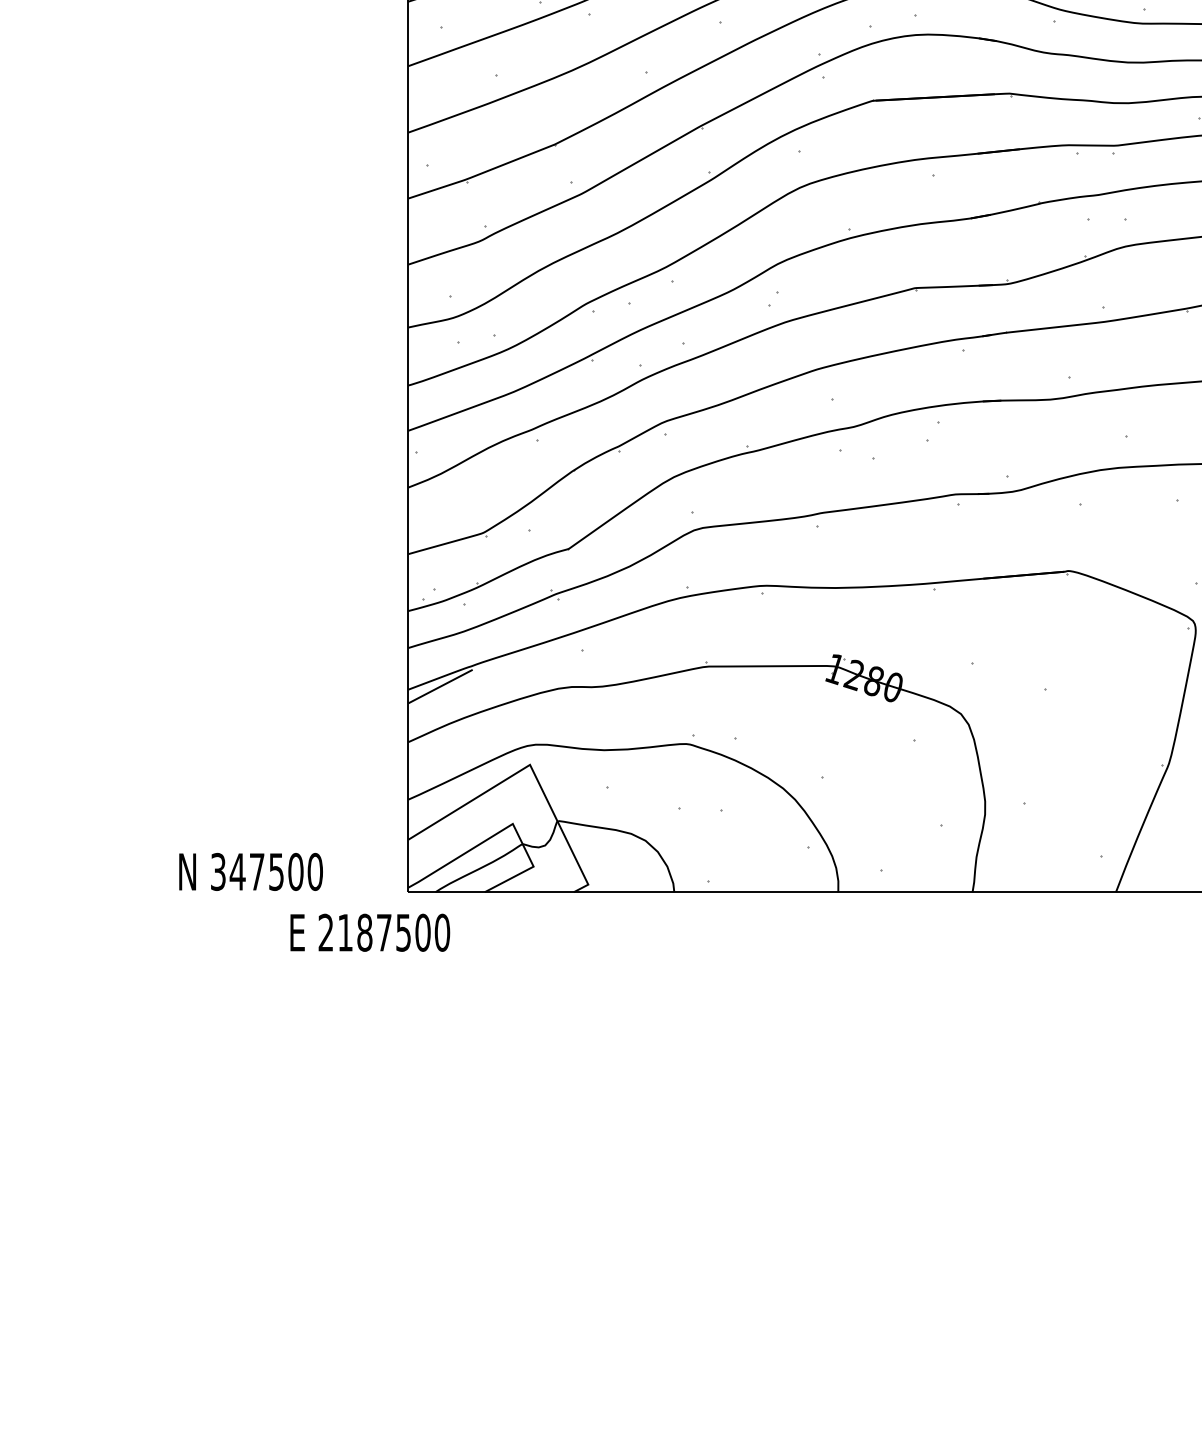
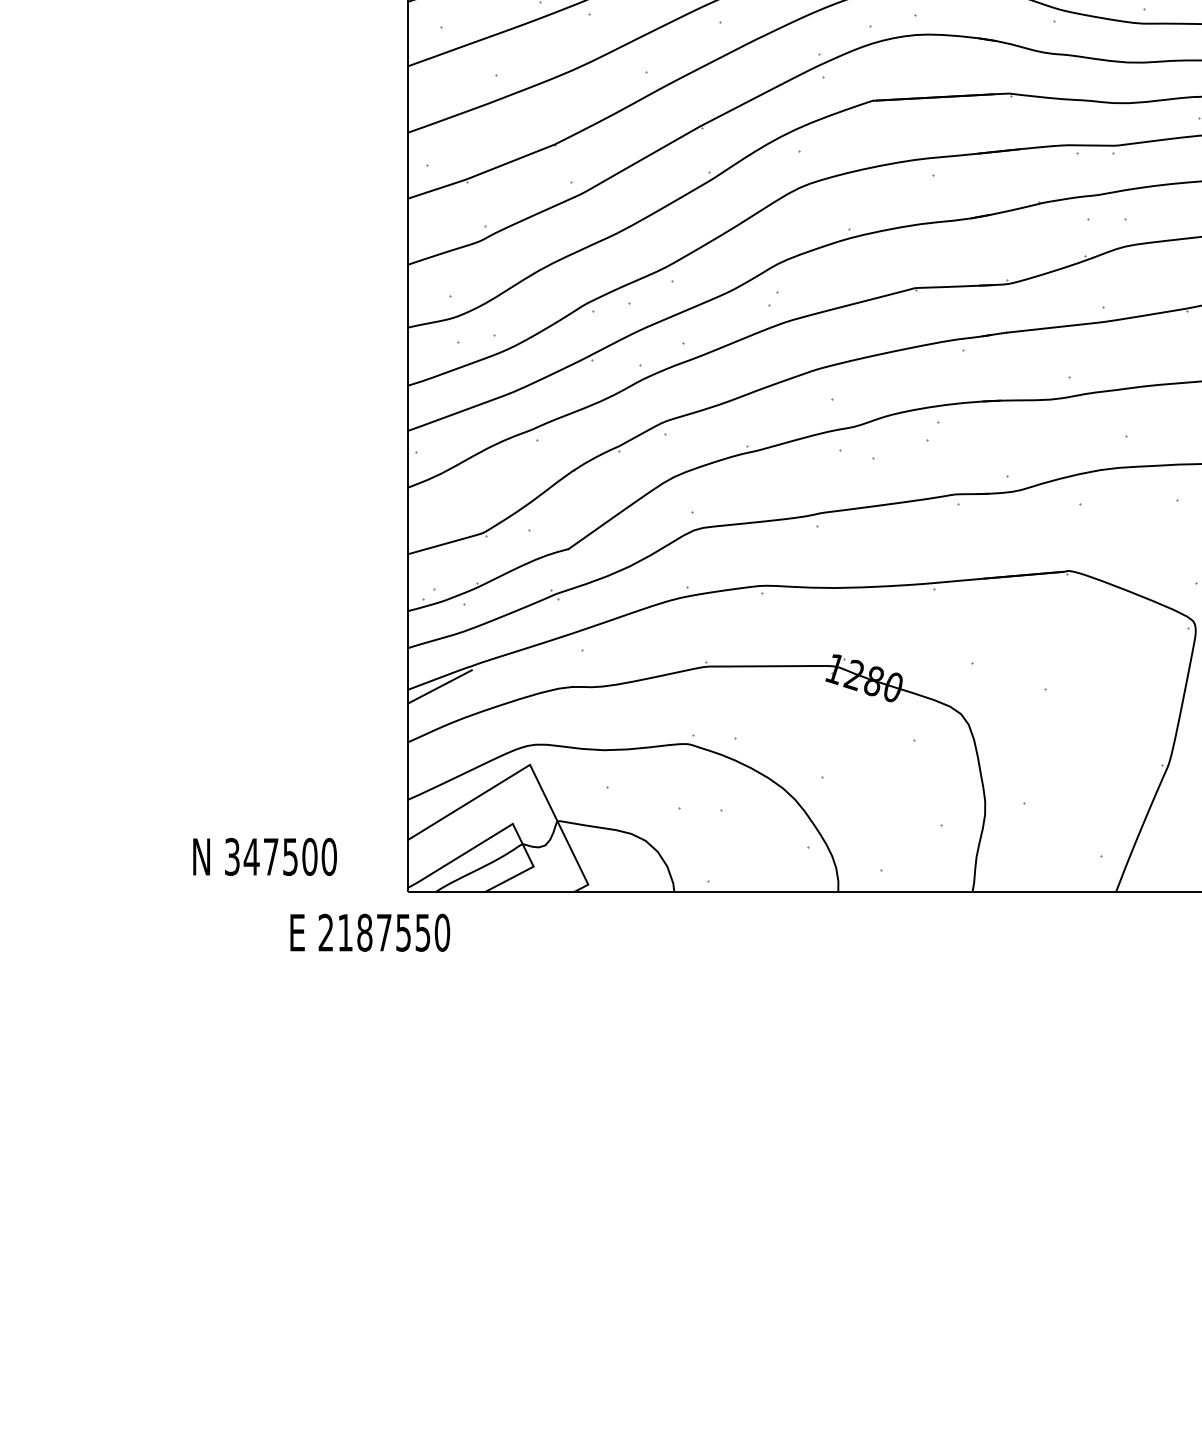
text position: (250, 871) -> (264, 856) (264, 856)
text: 2187500 -> 2187550 (422, 932)
